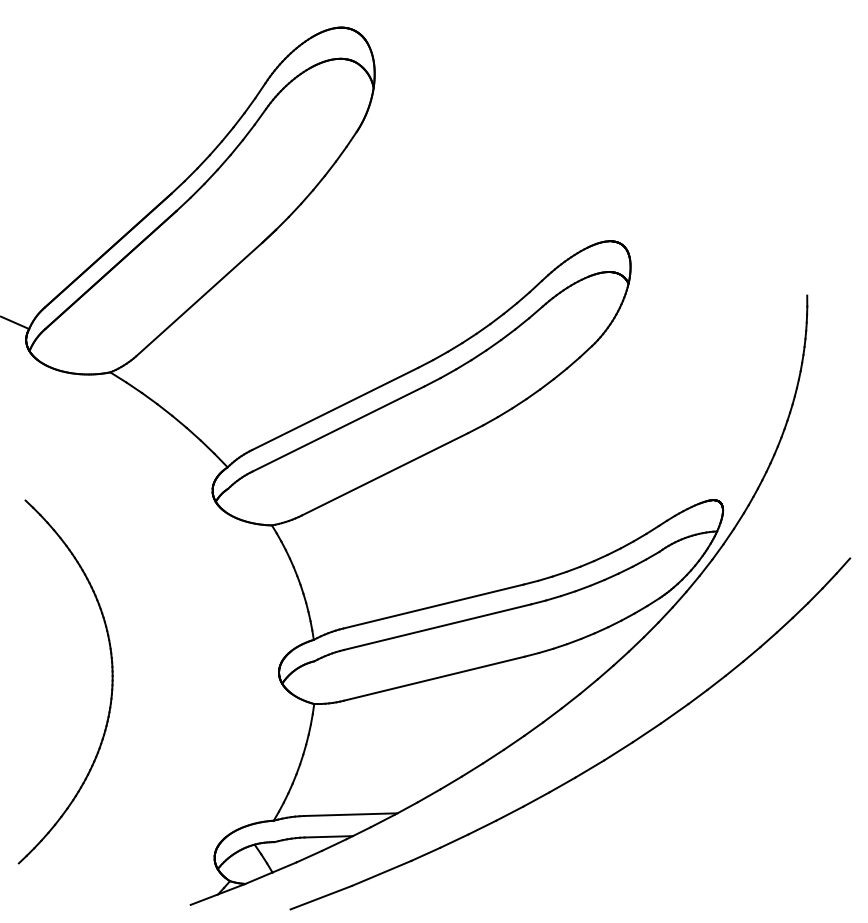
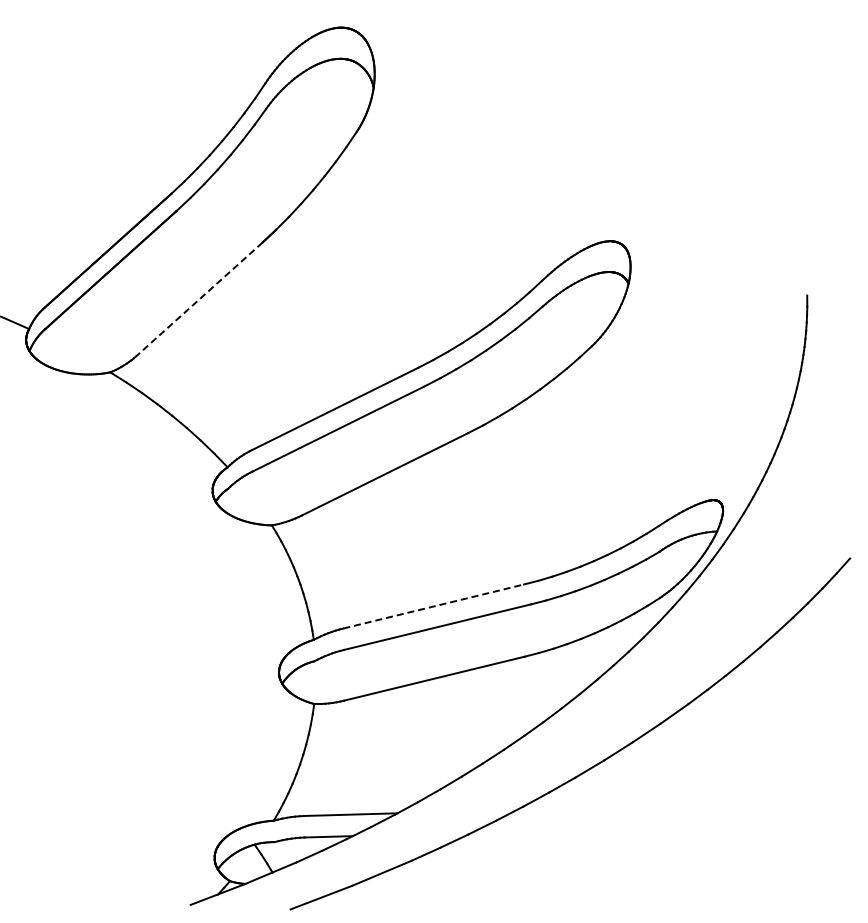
line: solid -> dashed (199, 299)
line: solid -> dashed (433, 606)
part: present -> none (111, 681)
